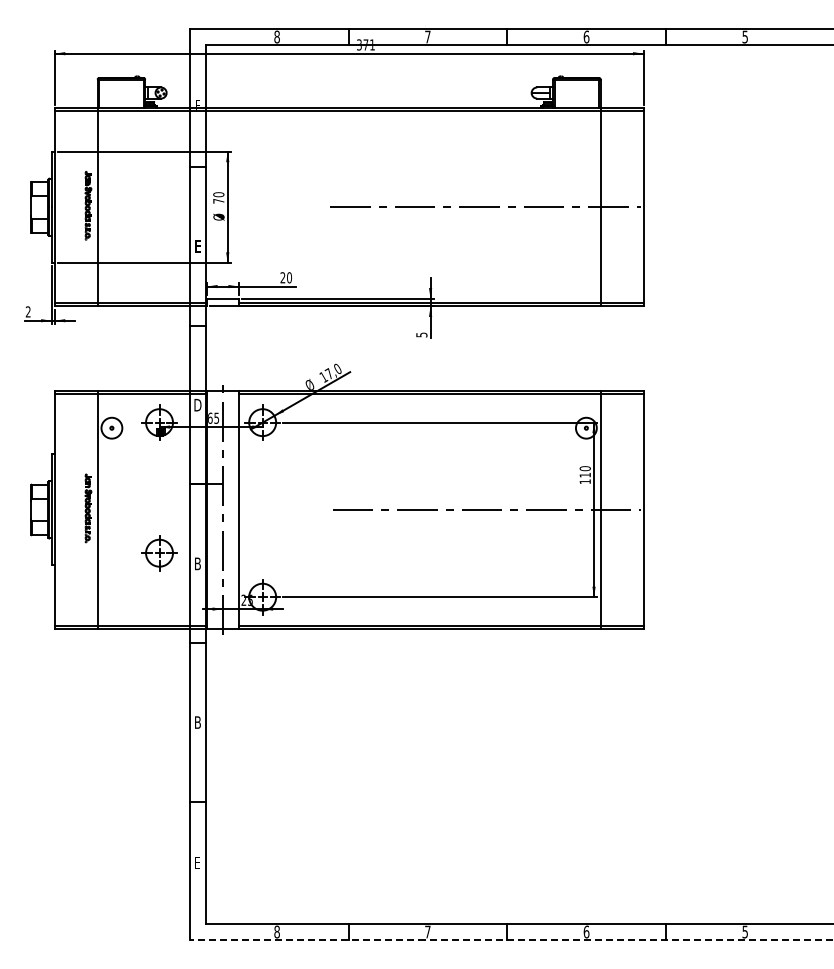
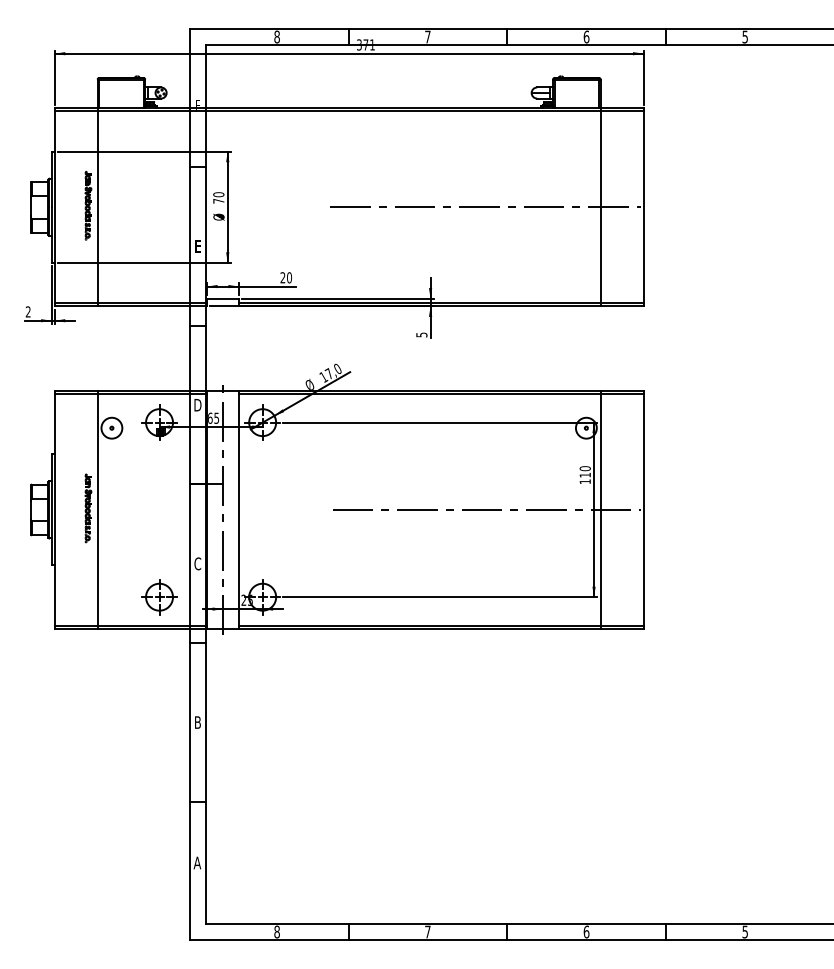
part position: (159, 553) -> (159, 597) (159, 597)
text: B -> C (197, 563)
text: E -> A (197, 862)
line: dashed -> solid (511, 939)
